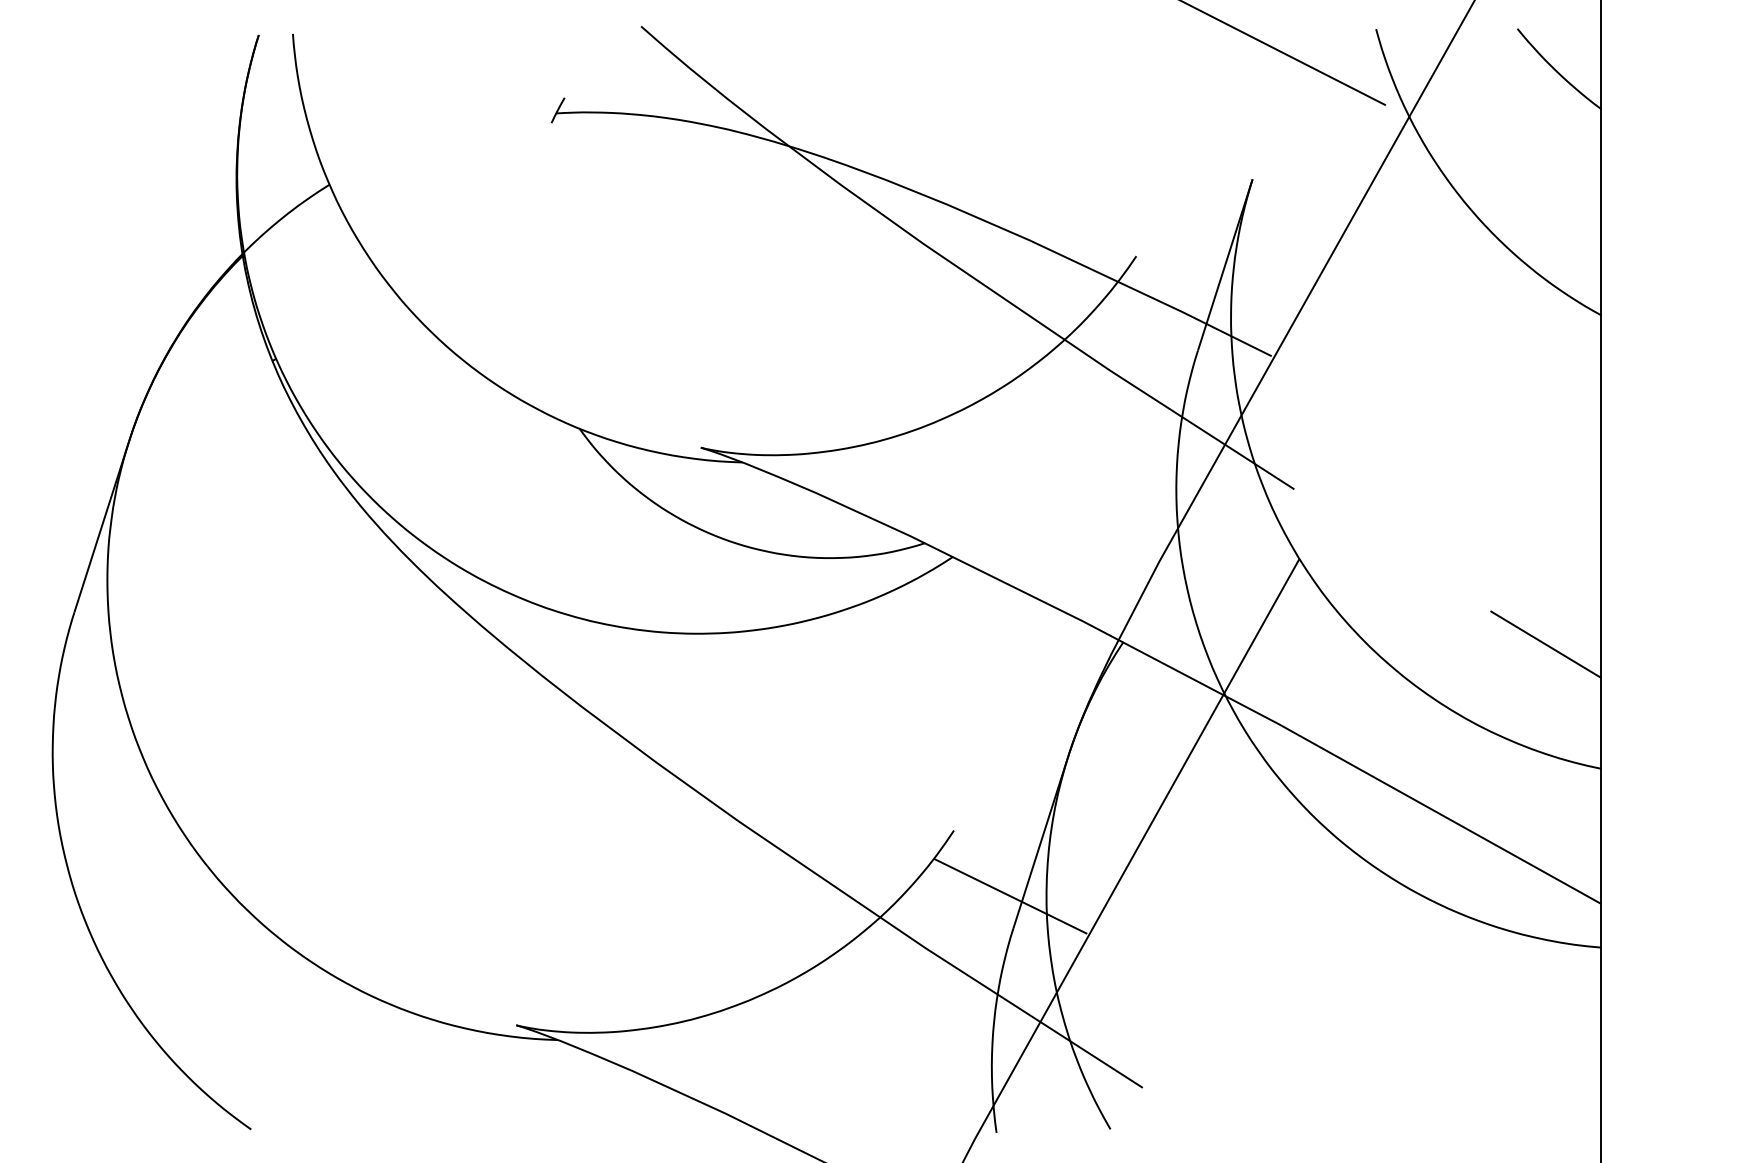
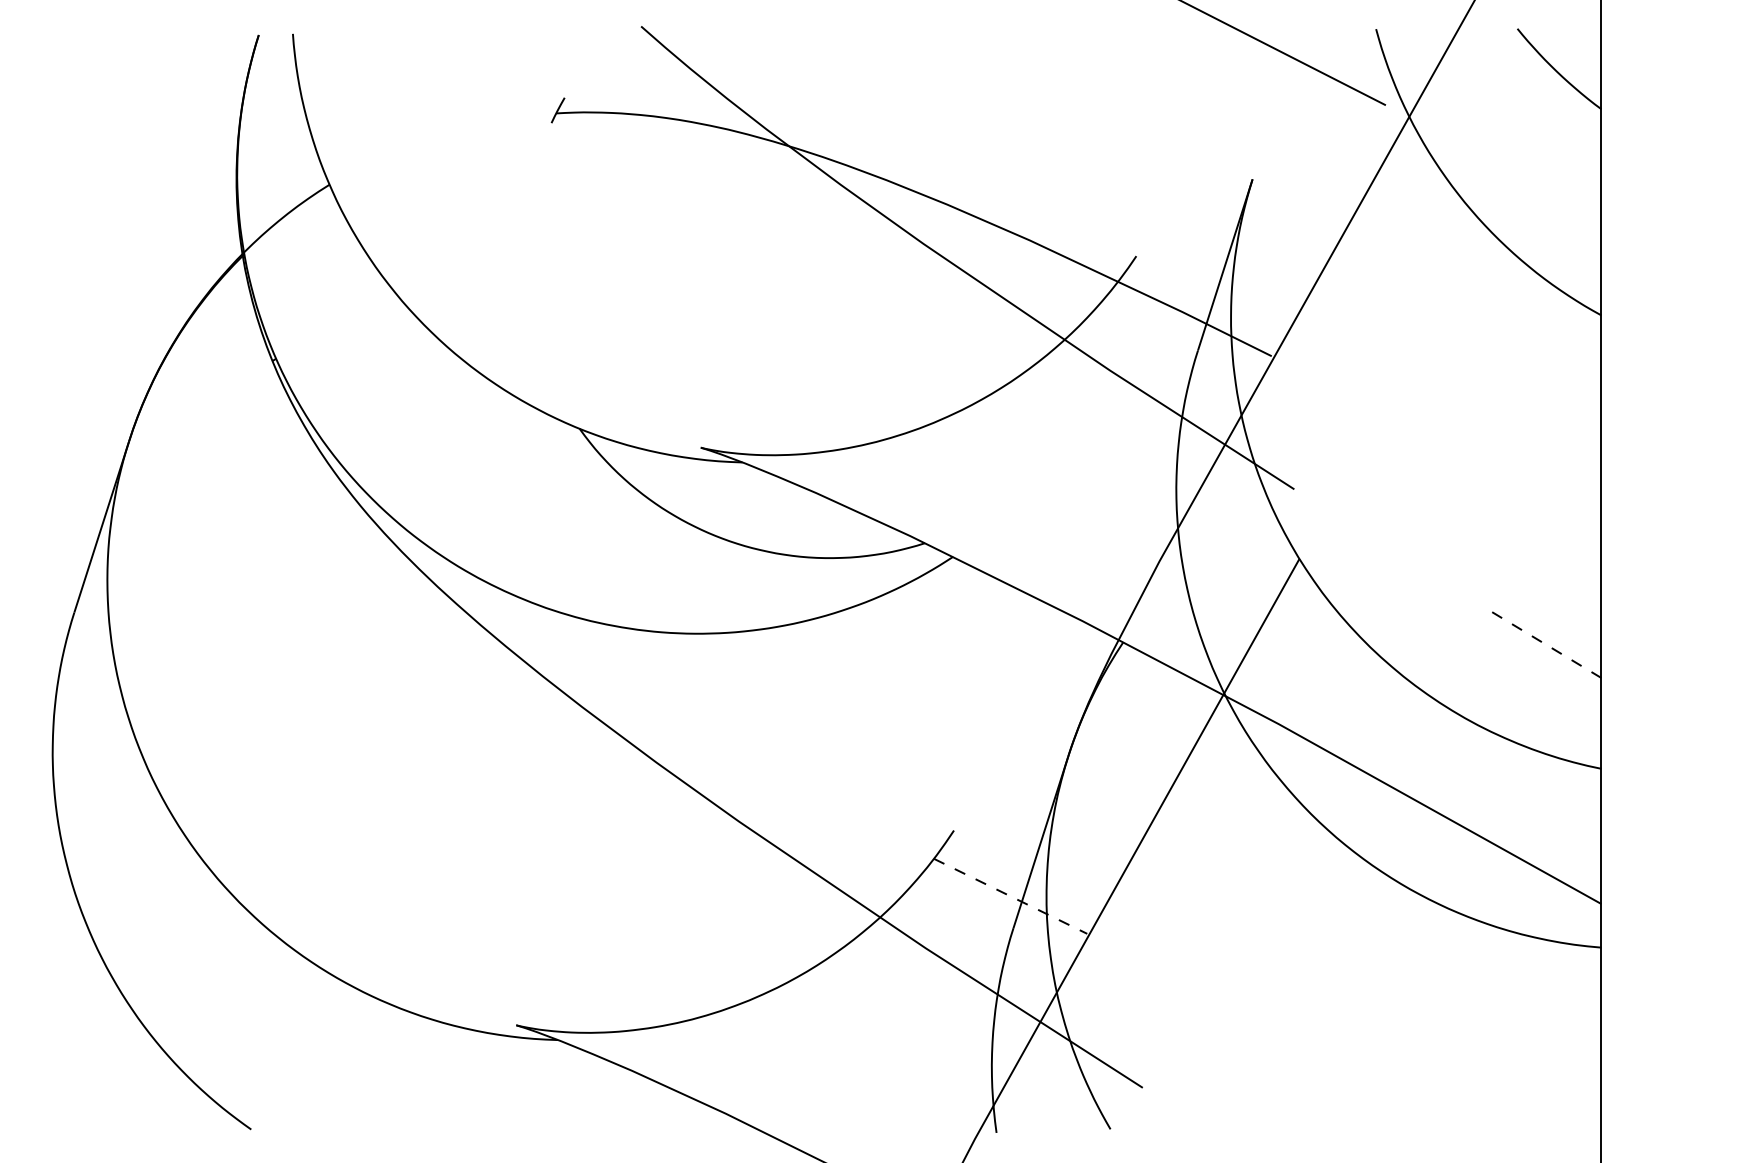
line: solid -> dashed (1545, 644)
line: solid -> dashed (1011, 896)
